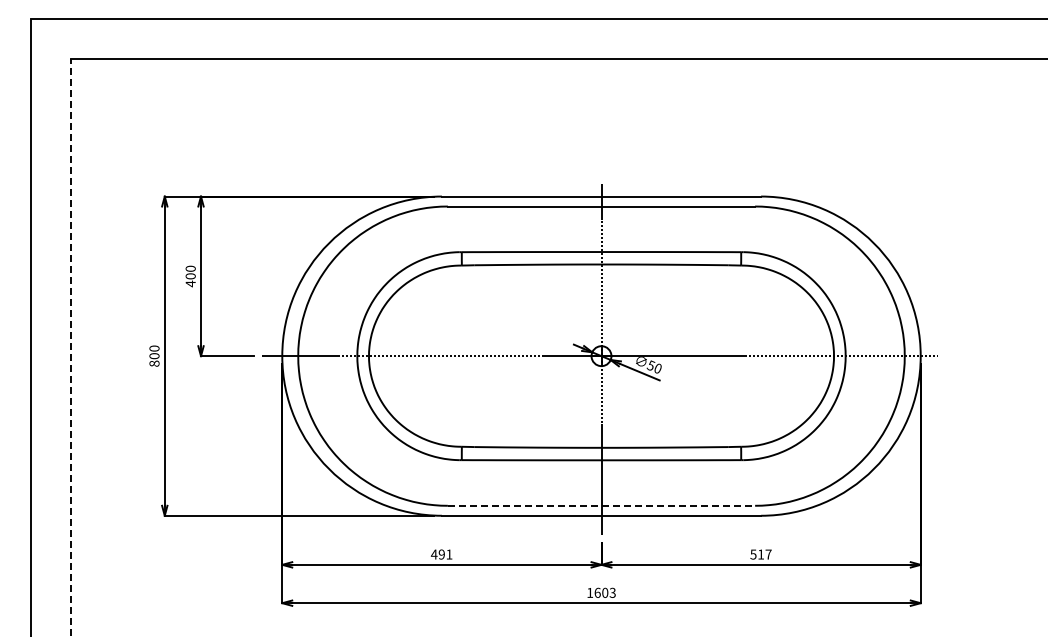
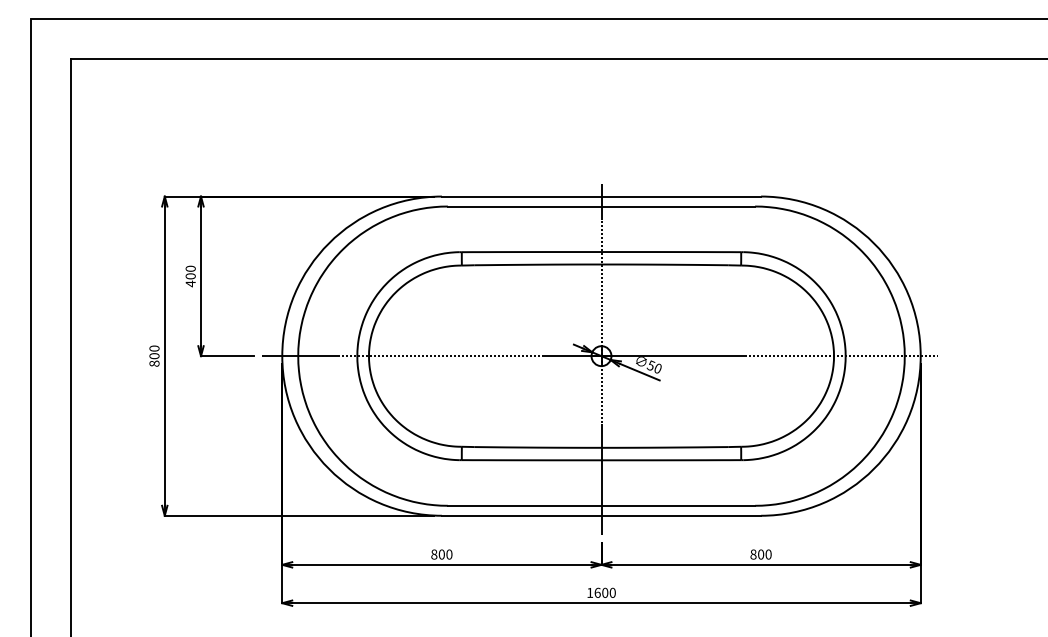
line: dashed -> solid (71, 347)
line: dashed -> solid (601, 505)
text: 491 -> 800 (441, 554)
text: 517 -> 800 (760, 554)
text: 1603 -> 1600 (612, 592)
